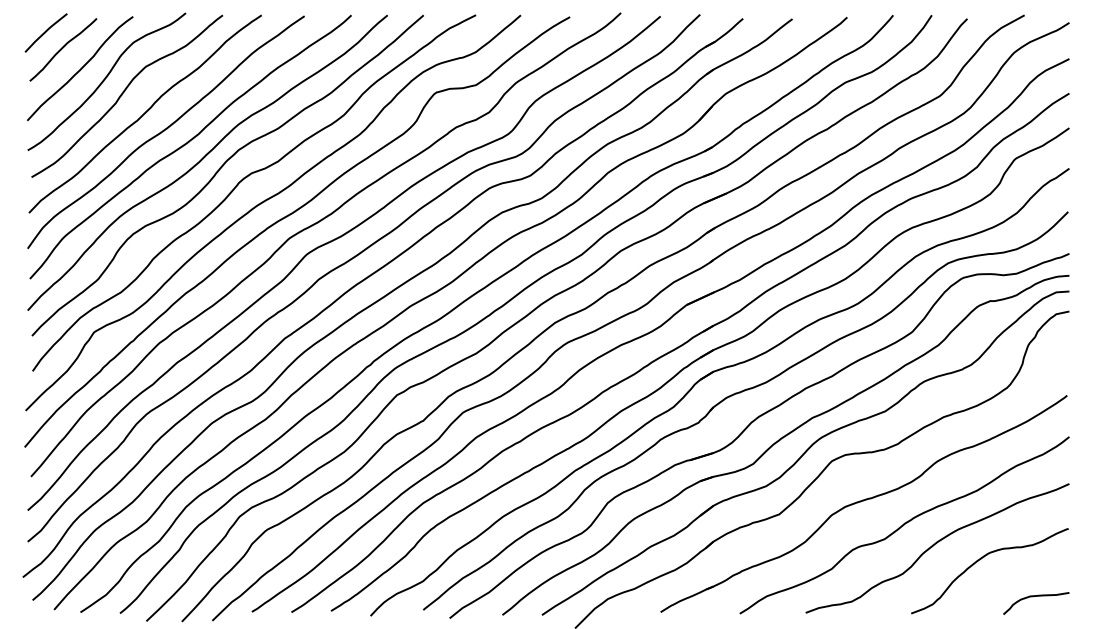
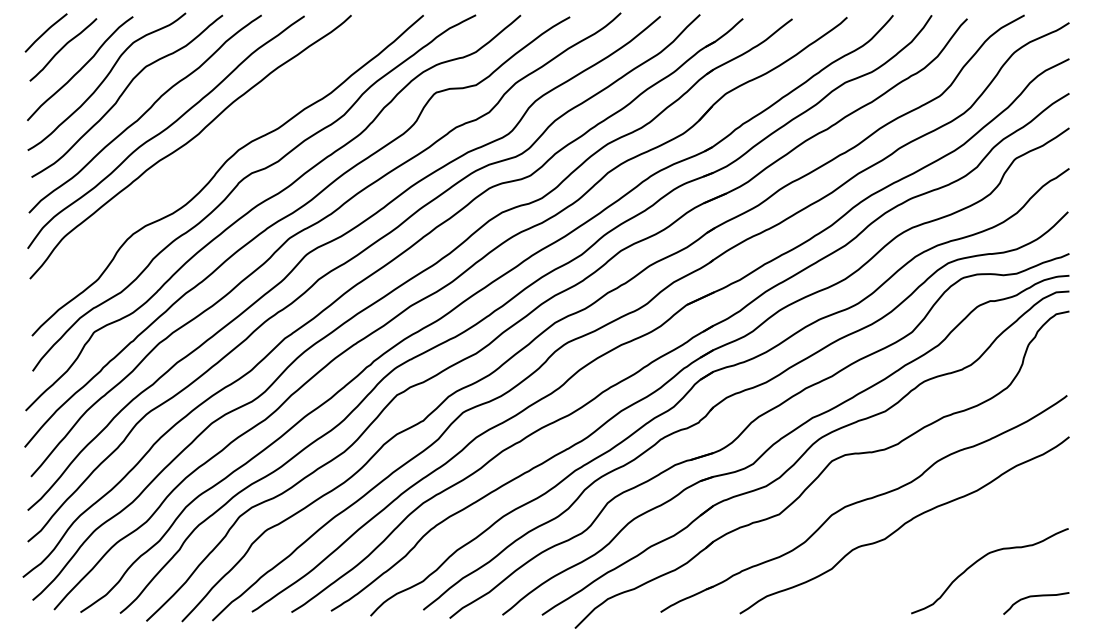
curve: present -> none (204, 158)
curve: present -> none (936, 544)
